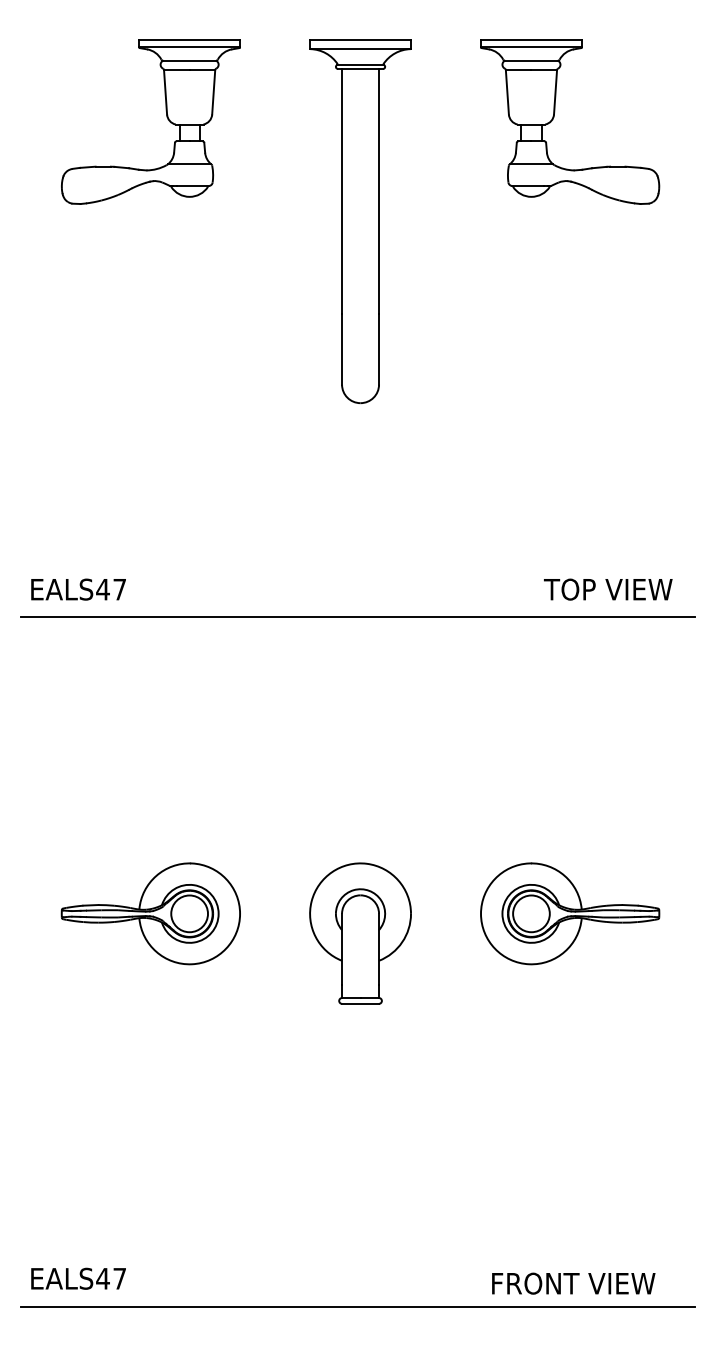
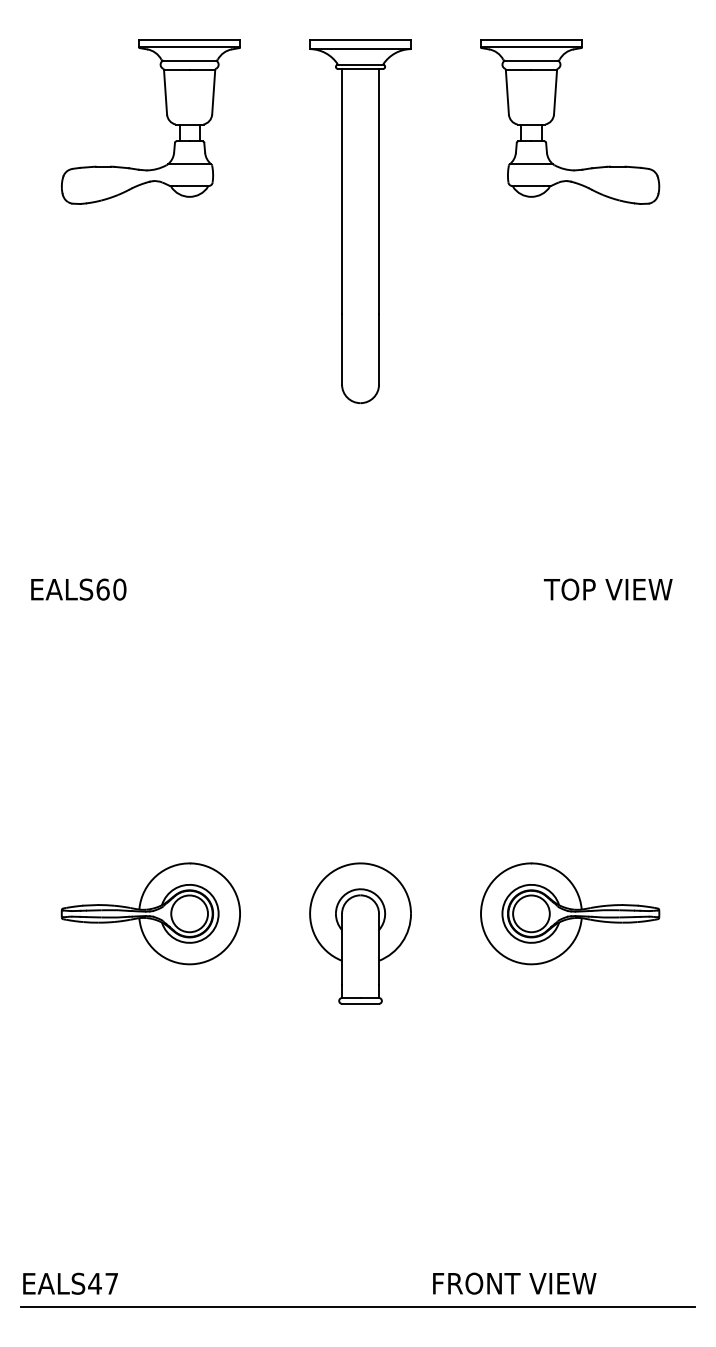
text: EALS47 -> EALS60 (111, 589)
line: present -> none (357, 617)
text position: (78, 1278) -> (70, 1283) (70, 1283)
text position: (573, 1283) -> (514, 1283) (514, 1283)
